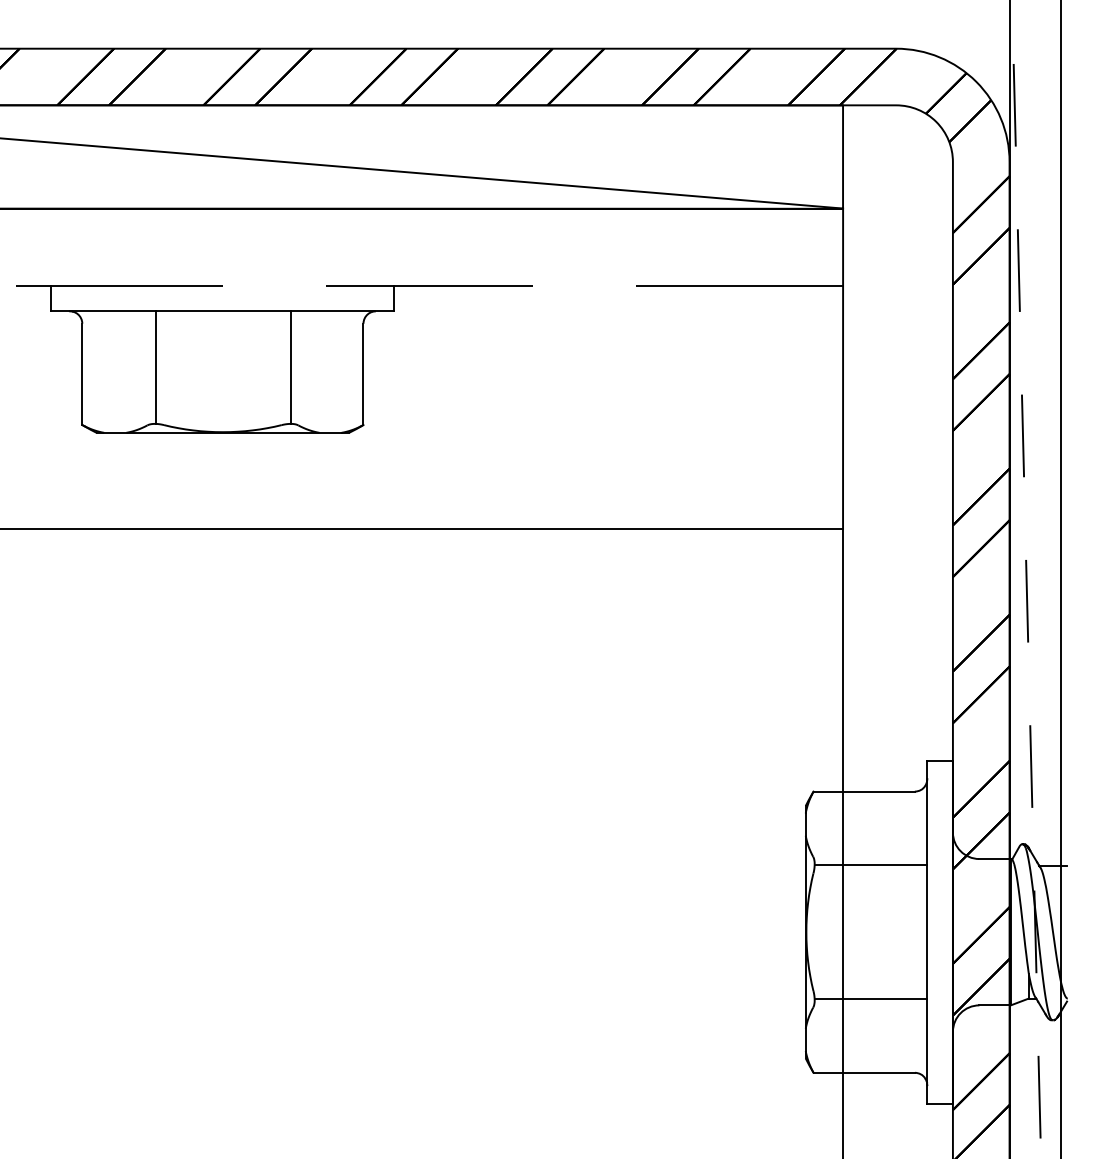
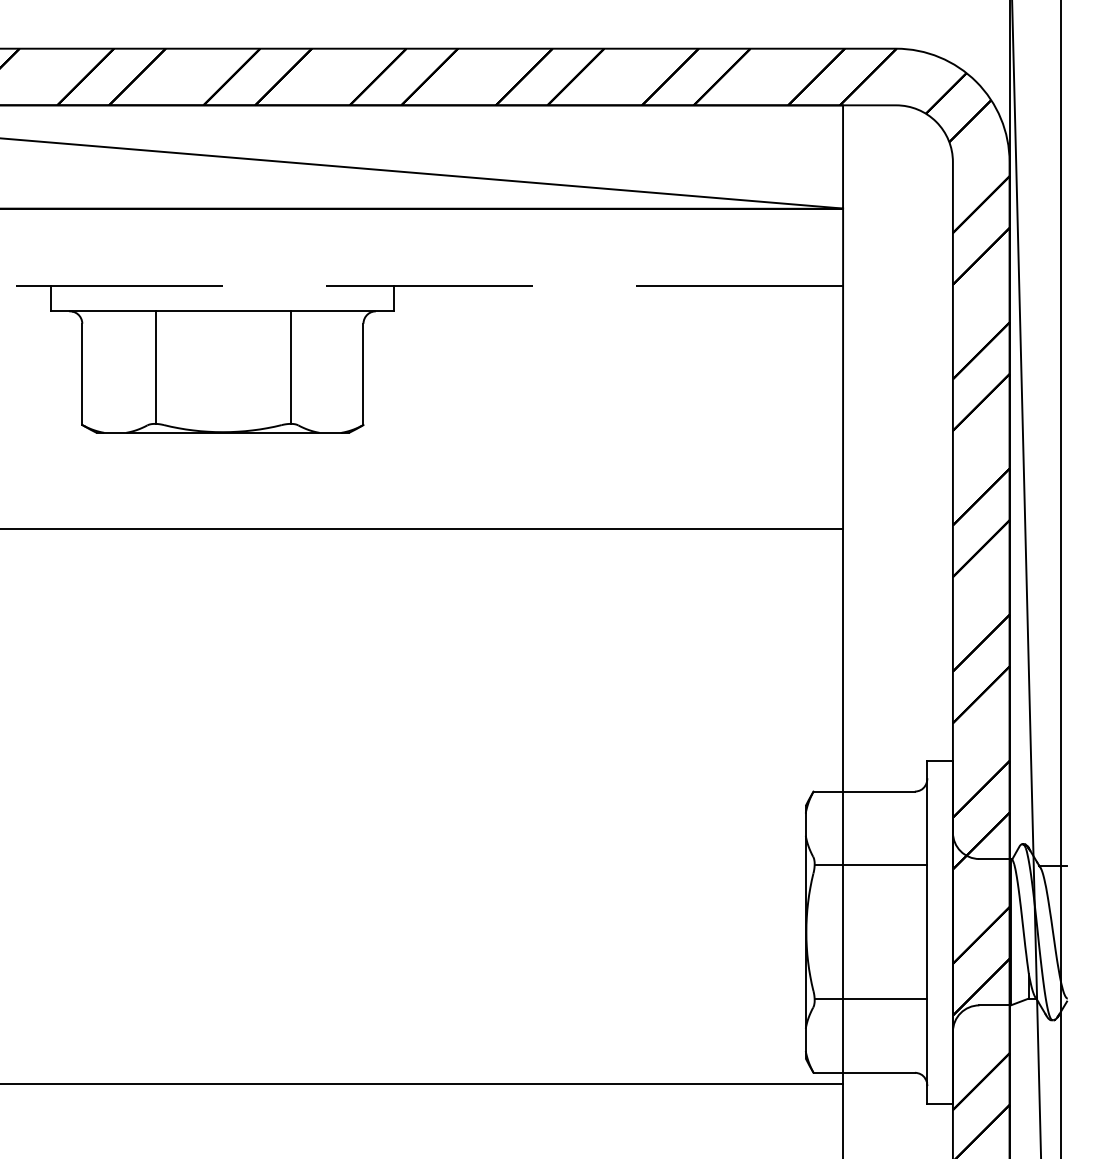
line: dashed -> solid (1026, 579)
line: none -> present (422, 1083)
